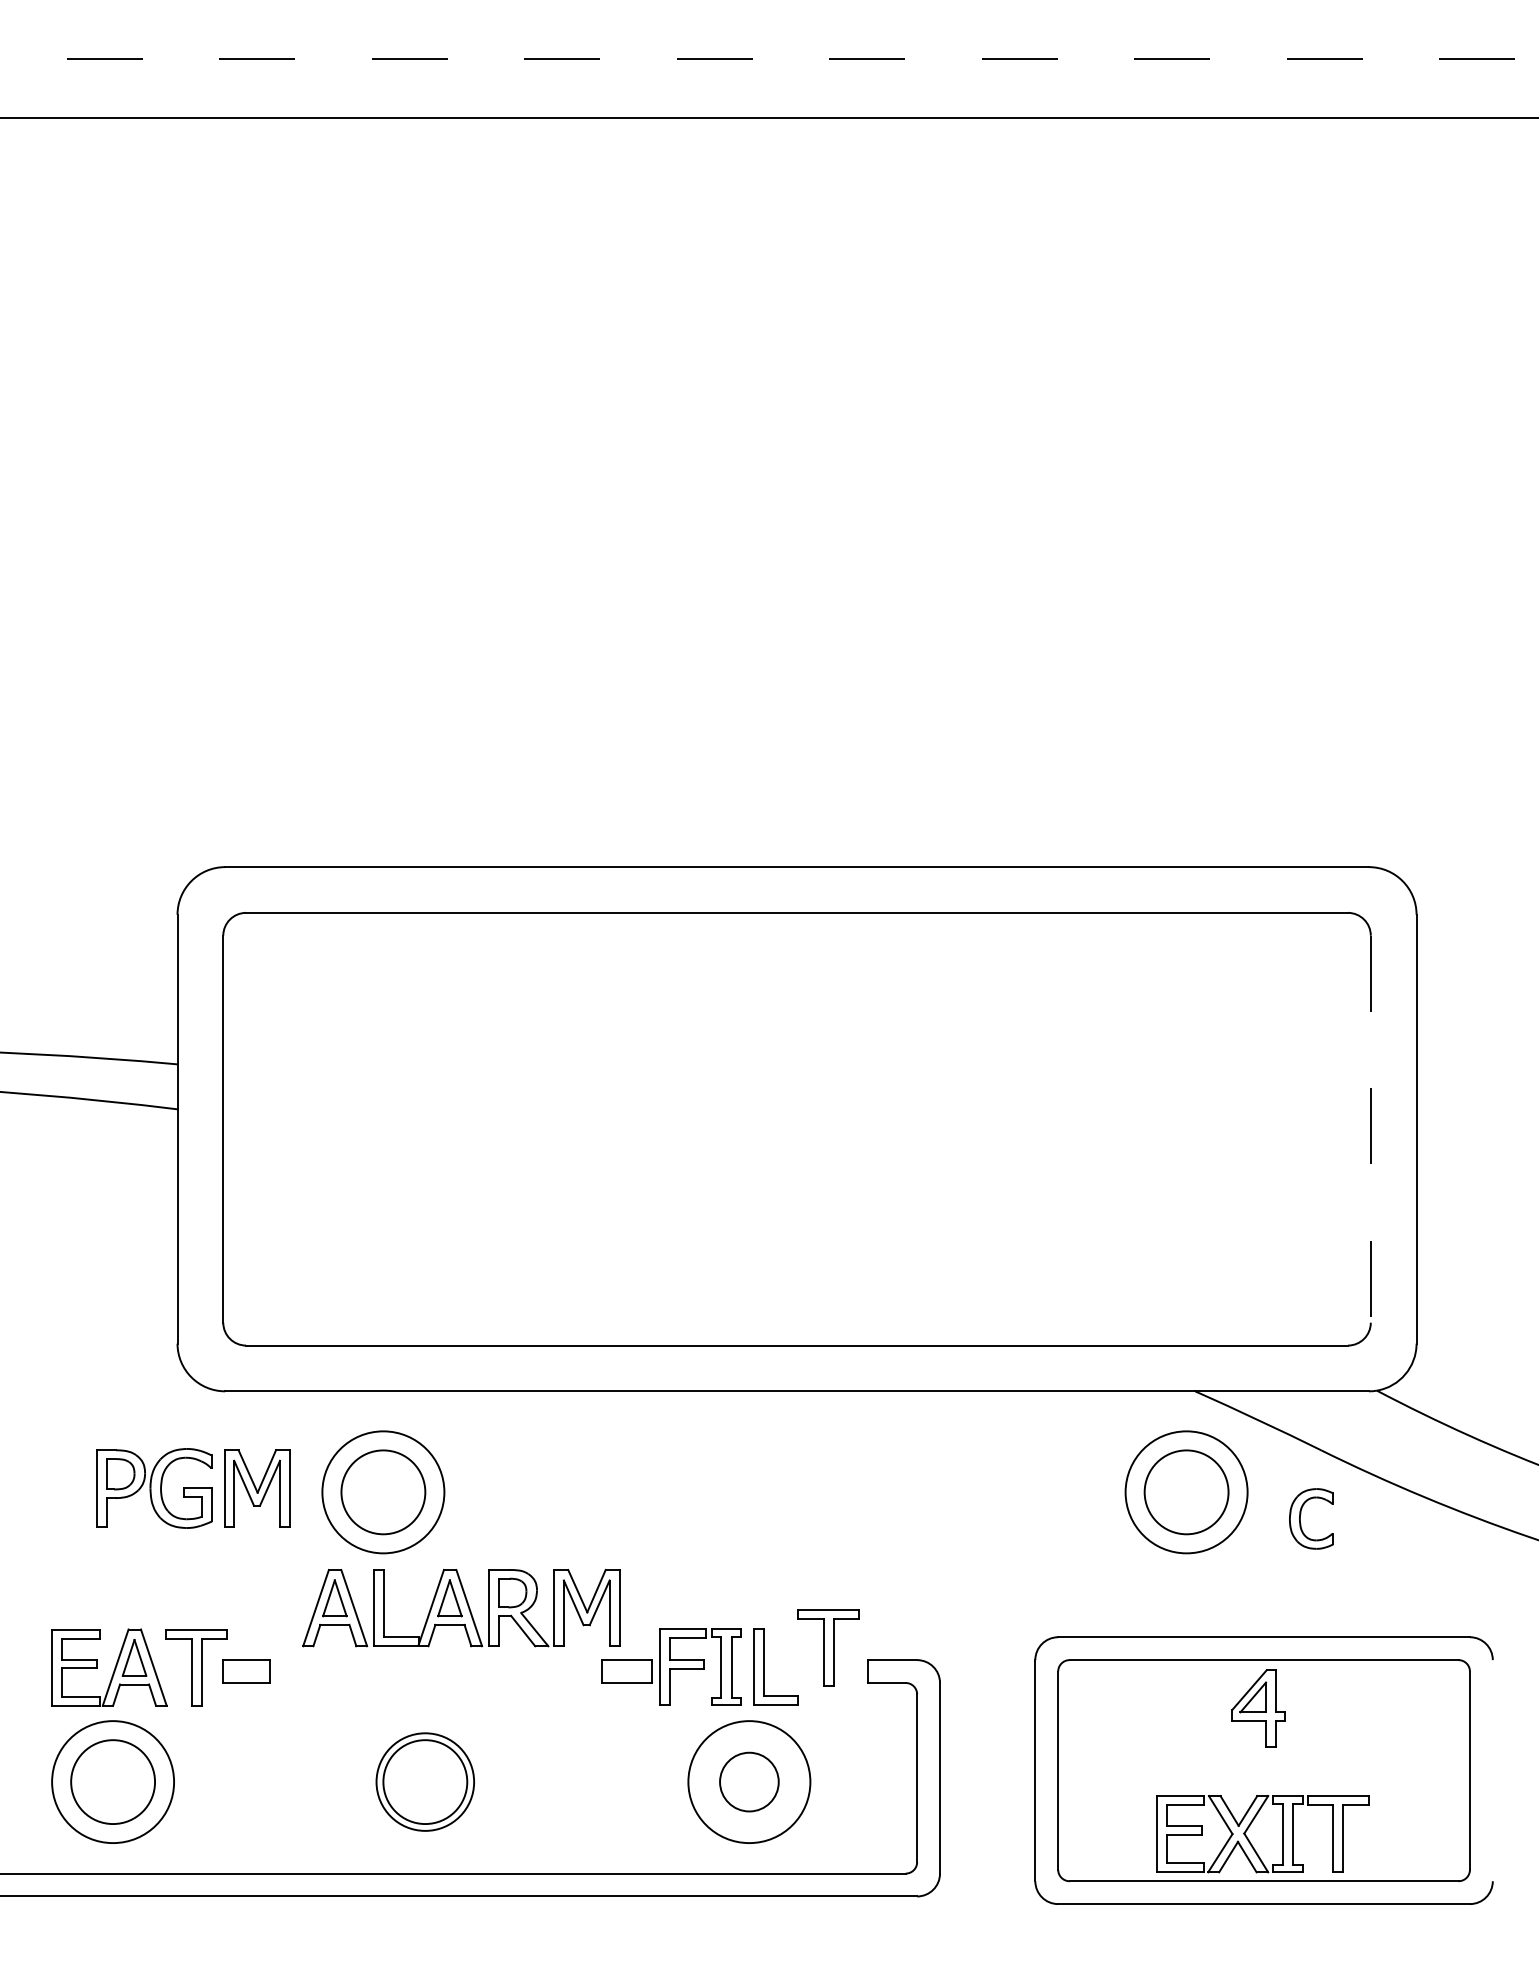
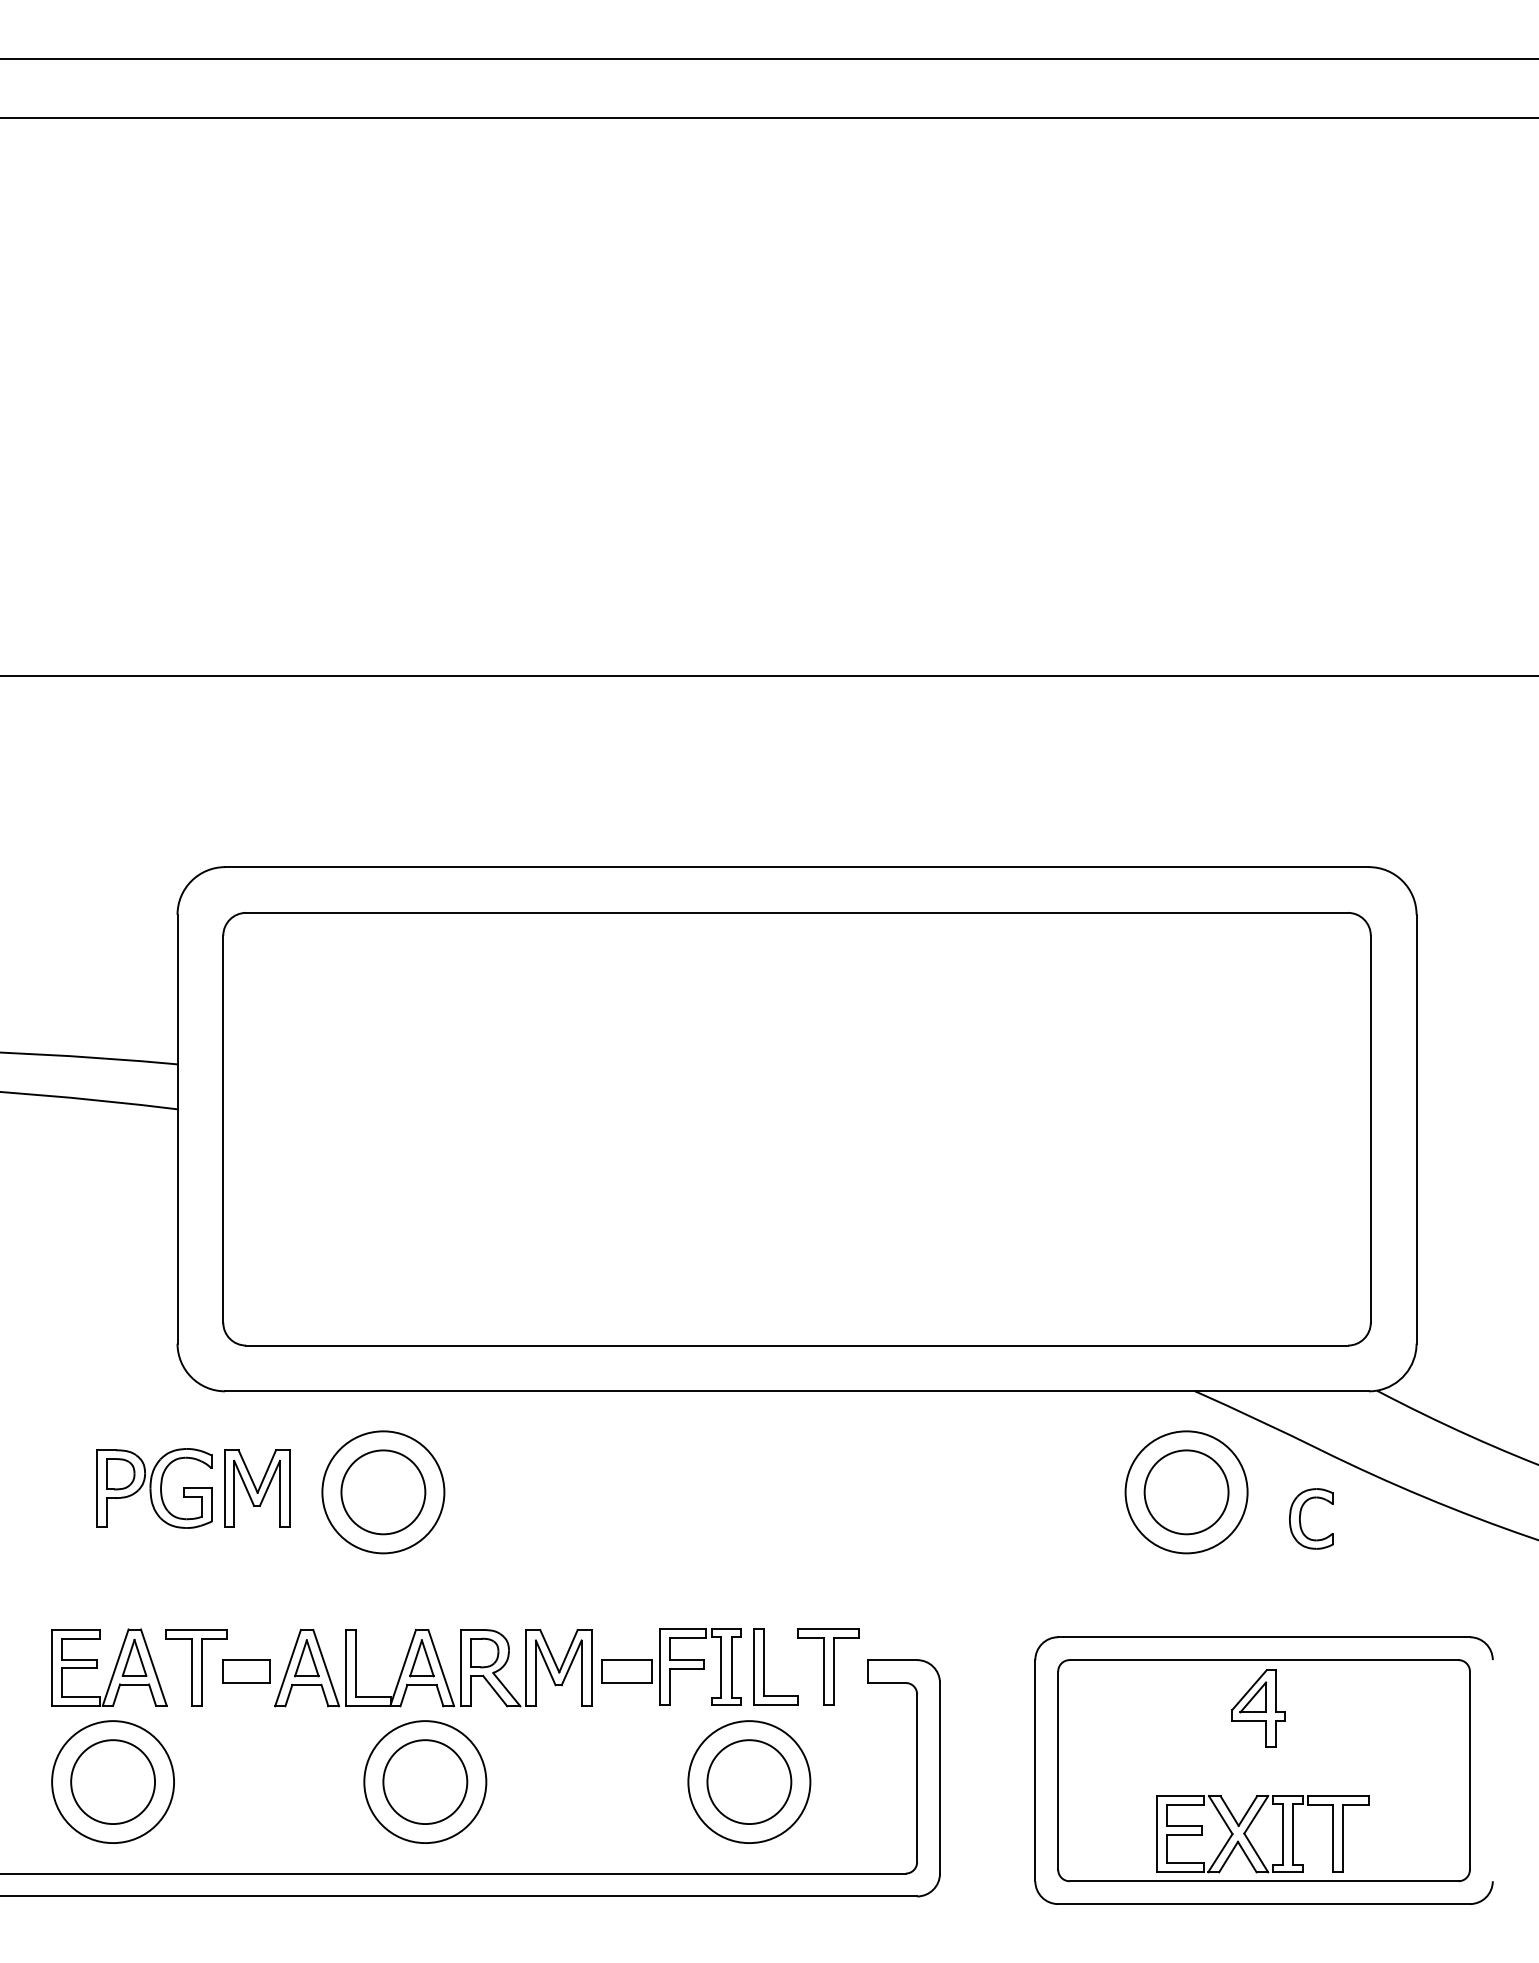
line: dashed -> solid (769, 58)
line: none -> present (768, 676)
line: dashed -> solid (1370, 1129)
part position: (461, 1608) -> (433, 1668) (433, 1668)
part position: (828, 1647) -> (828, 1666) (828, 1666)
circle diameter: 98 px -> 122 px (425, 1782)
circle diameter: 59 px -> 84 px (749, 1782)
